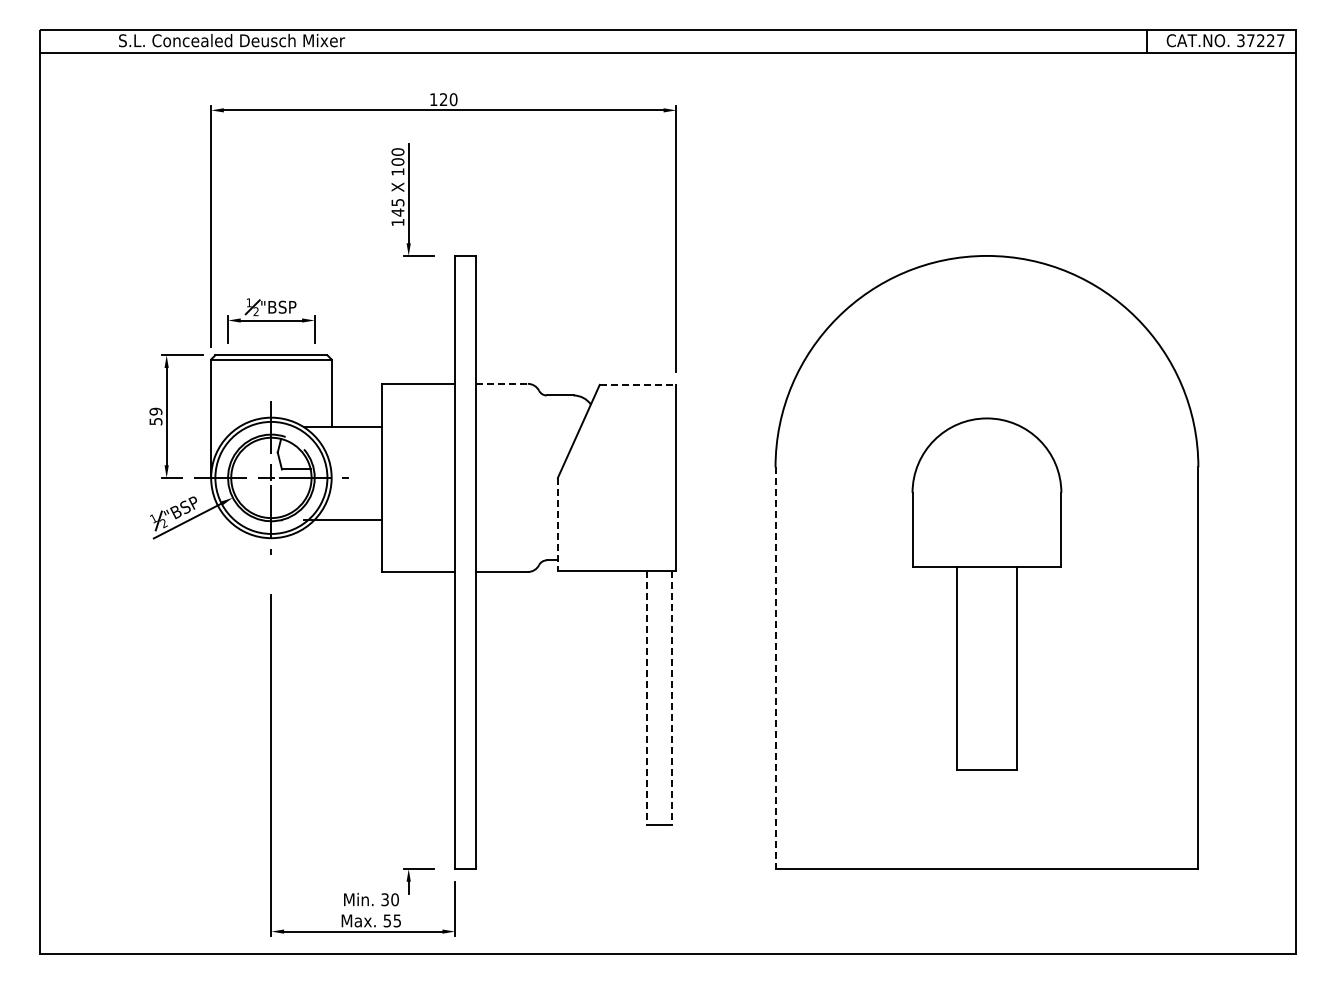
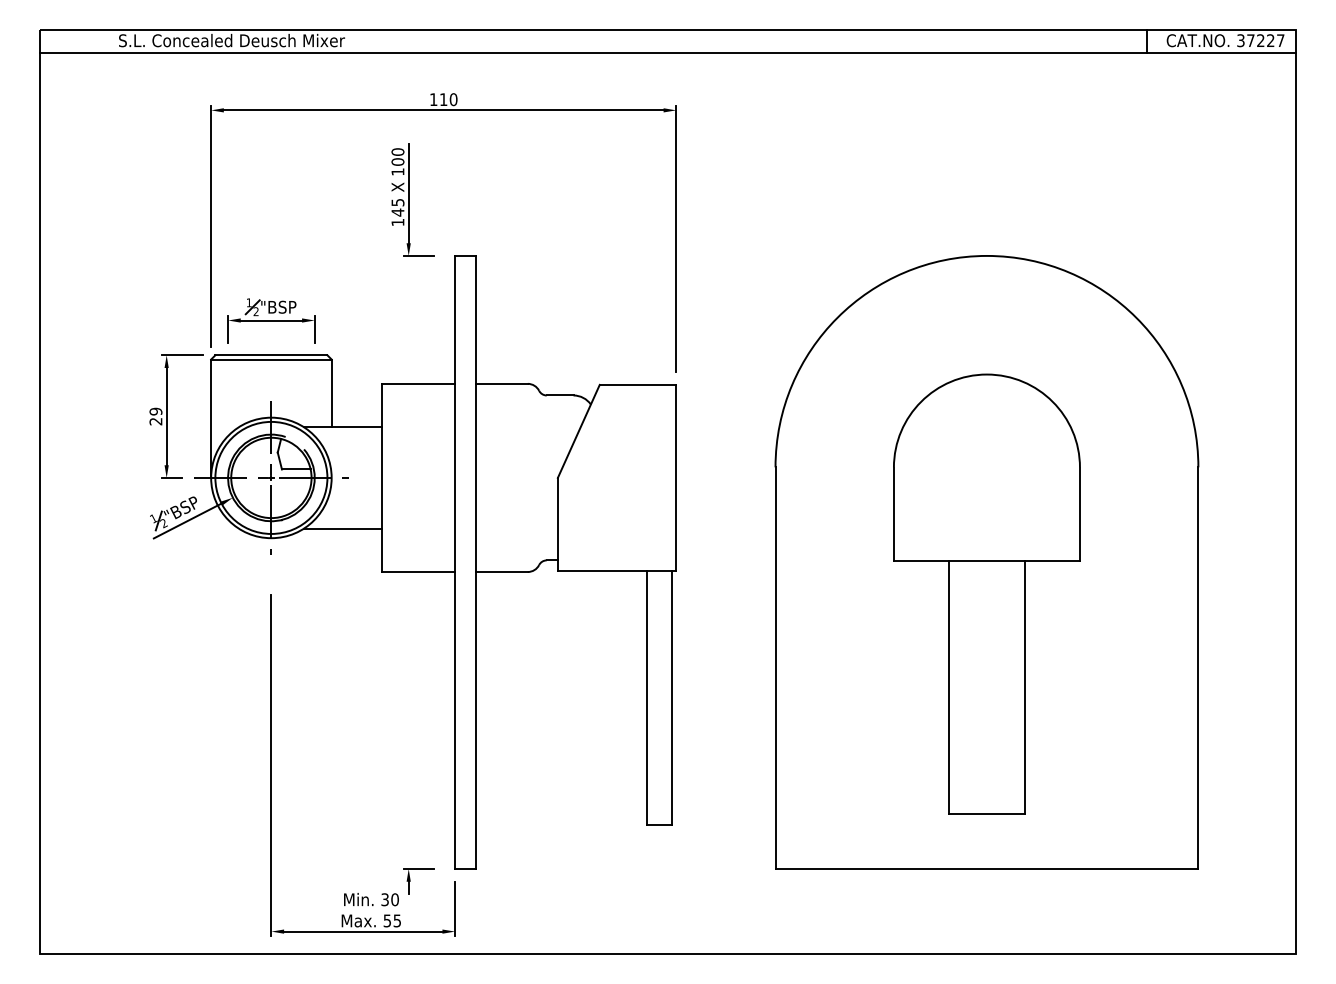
text: 120 -> 110 (443, 99)
line: dashed -> solid (502, 383)
line: dashed -> solid (638, 384)
text: 59 -> 29 (155, 421)
line position: (342, 519) -> (342, 528) (342, 528)
line: dashed -> solid (557, 524)
part size: 152x354 px -> 188x442 px (986, 593)
line: dashed -> solid (775, 668)
line: dashed -> solid (646, 697)
line: dashed -> solid (672, 697)
